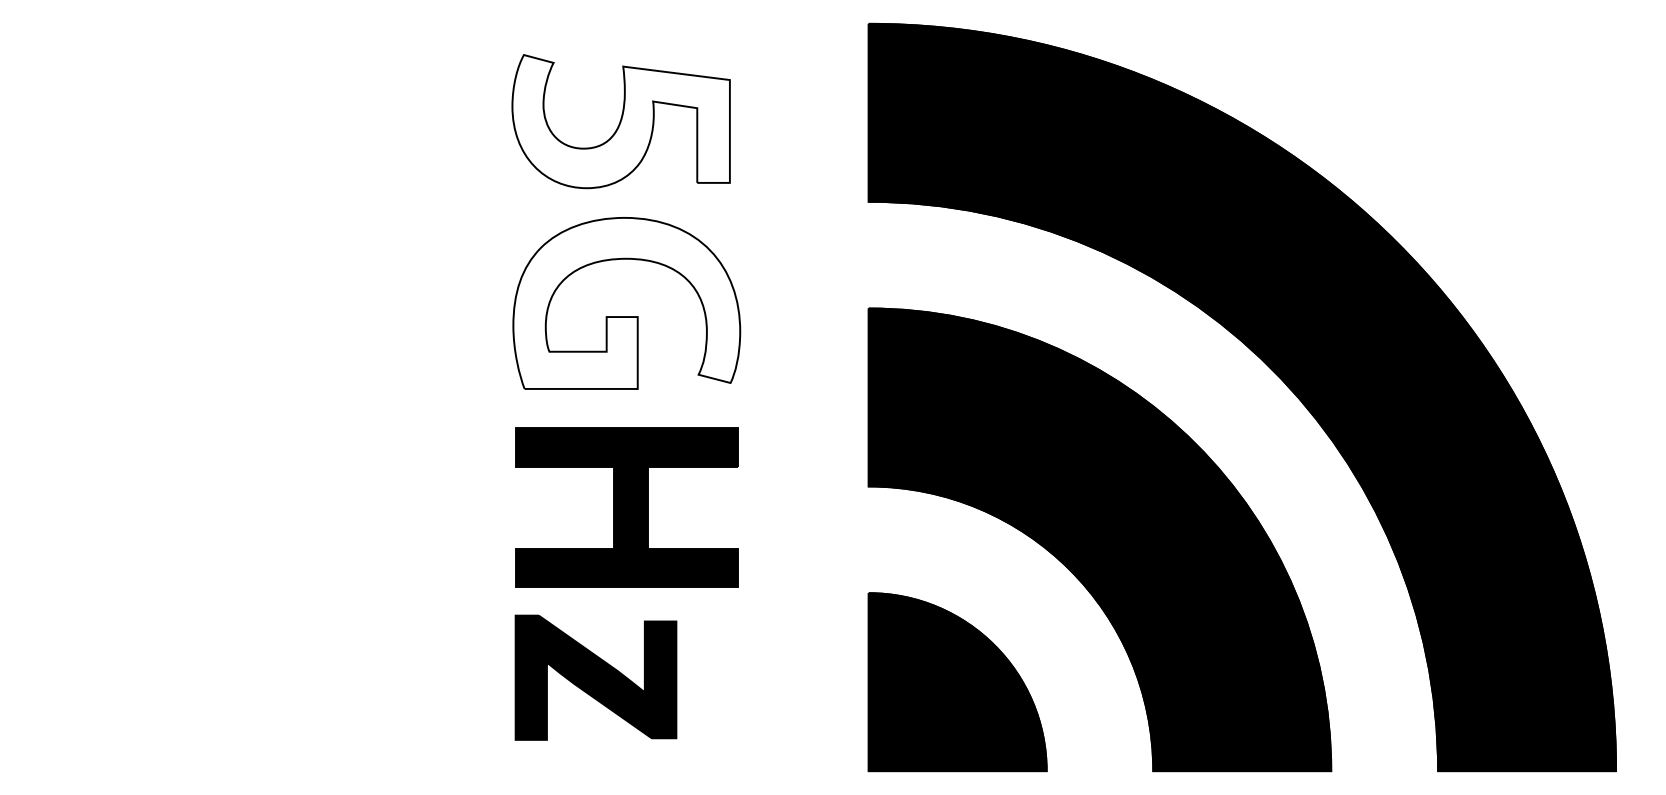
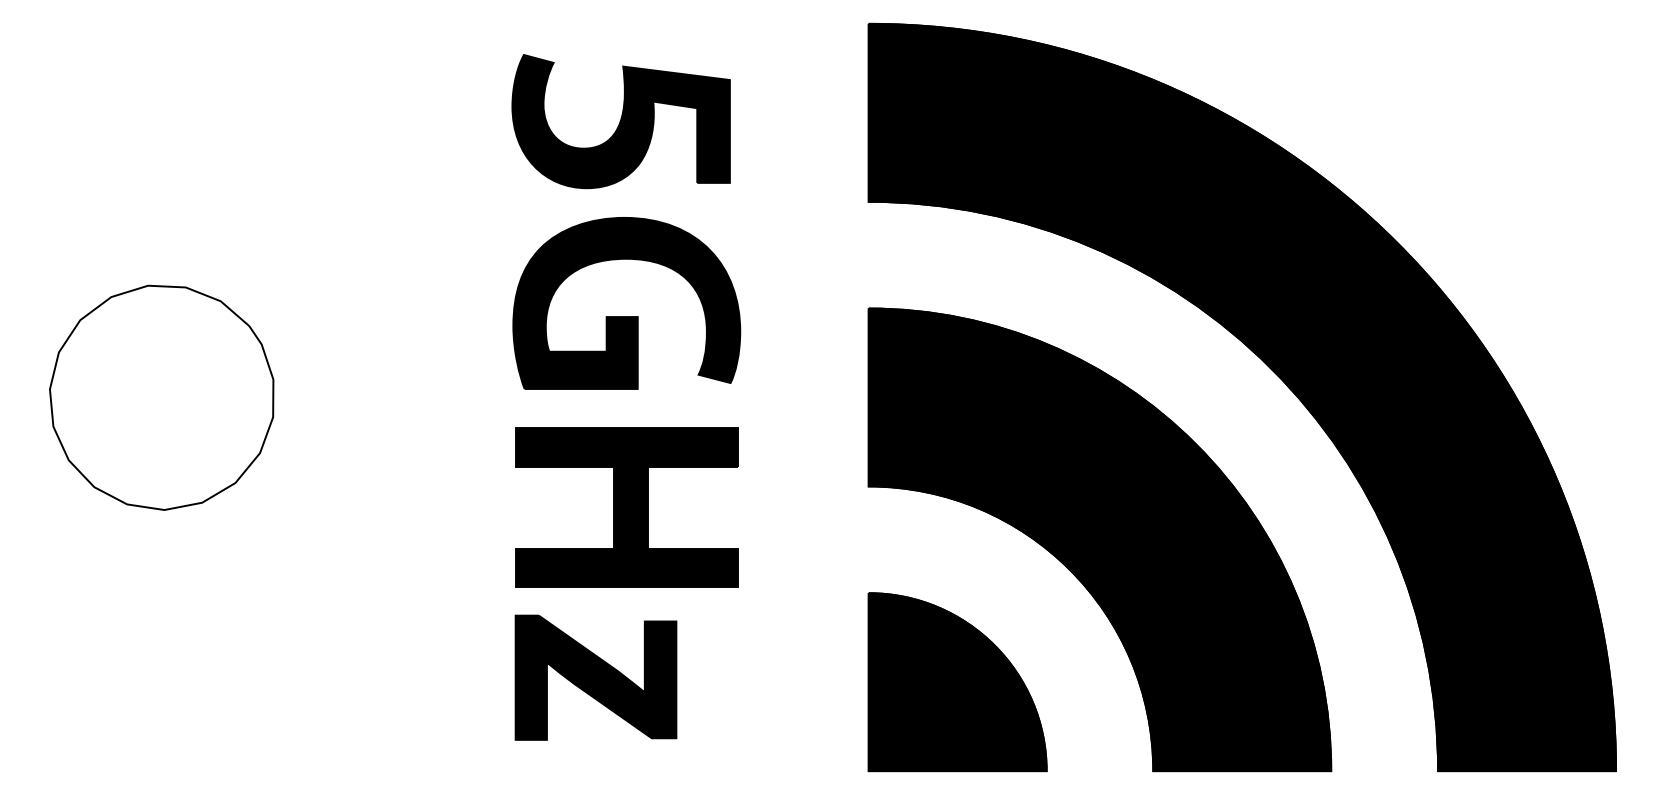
fill: none -> present (620, 121)
fill: none -> present (626, 302)
part: none -> present (161, 397)
